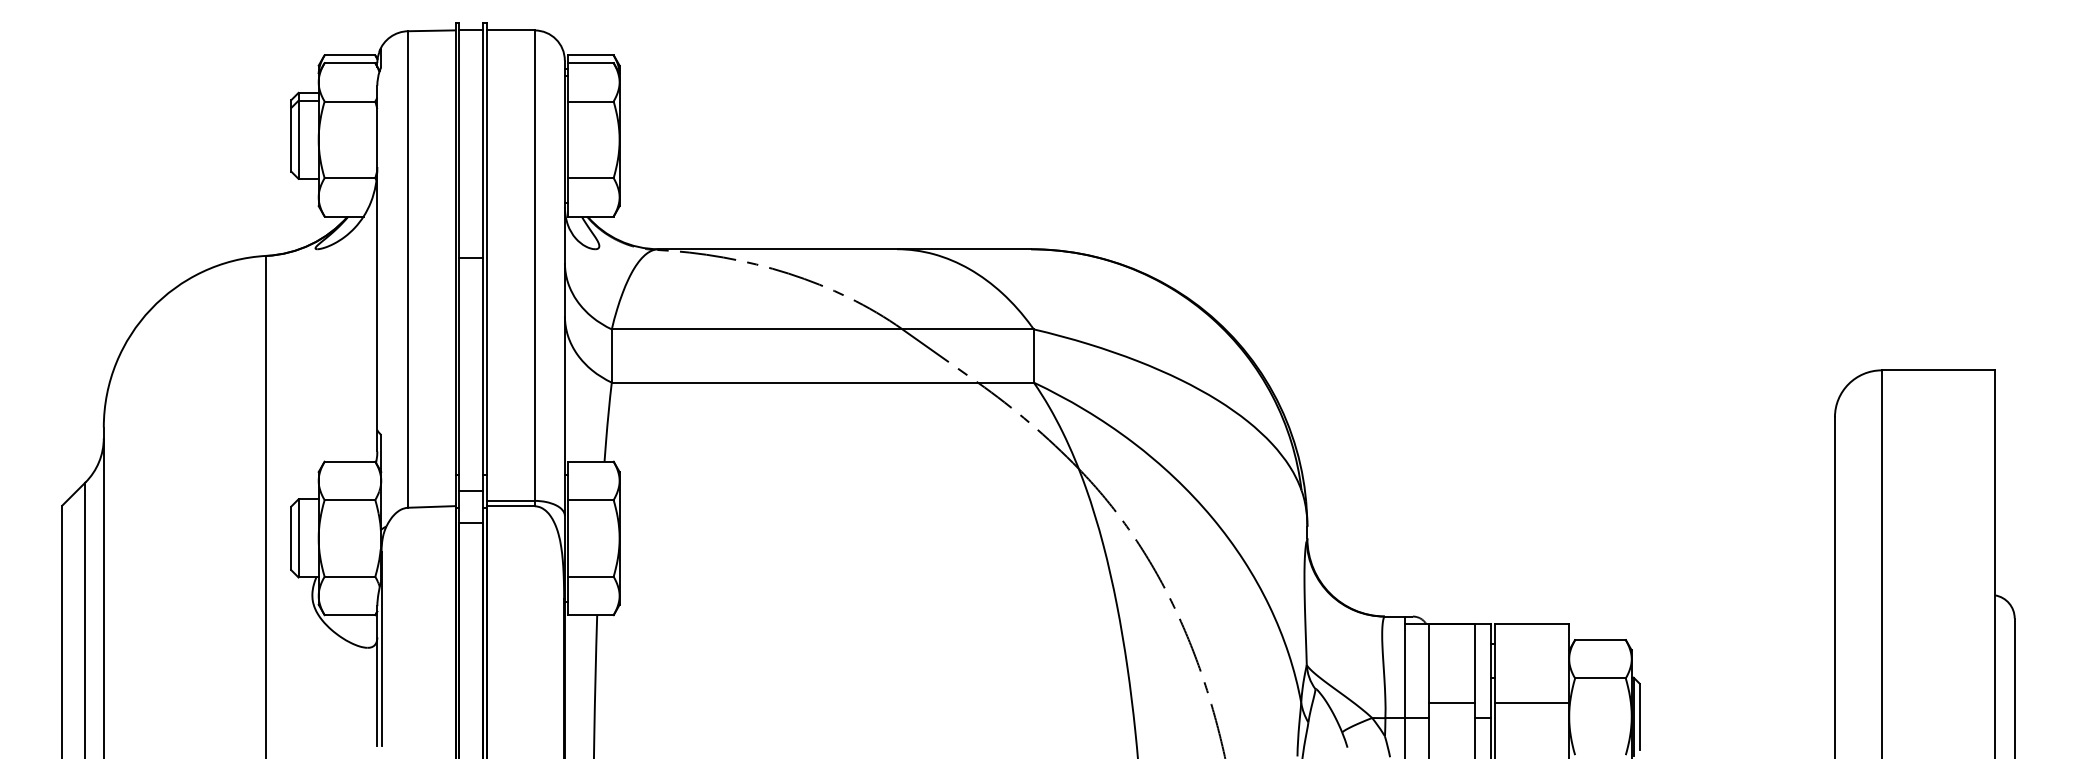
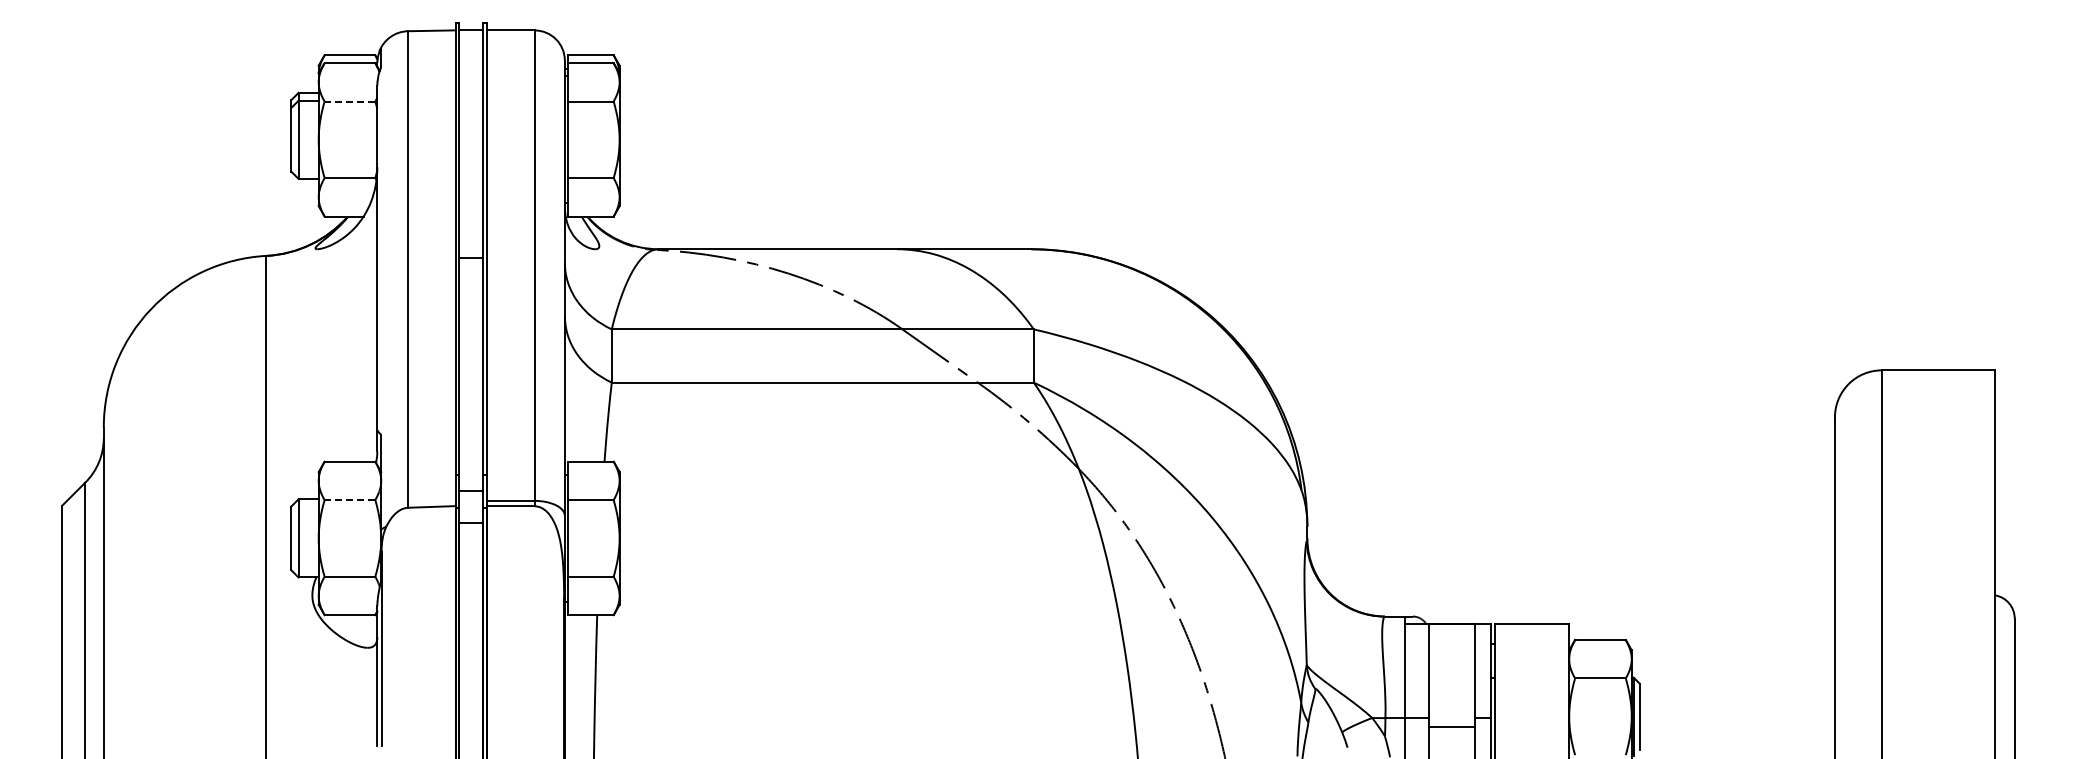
line: solid -> dashed (349, 101)
line: solid -> dashed (349, 500)
line position: (1451, 702) -> (1451, 726) (1451, 726)
line: present -> none (1531, 702)
